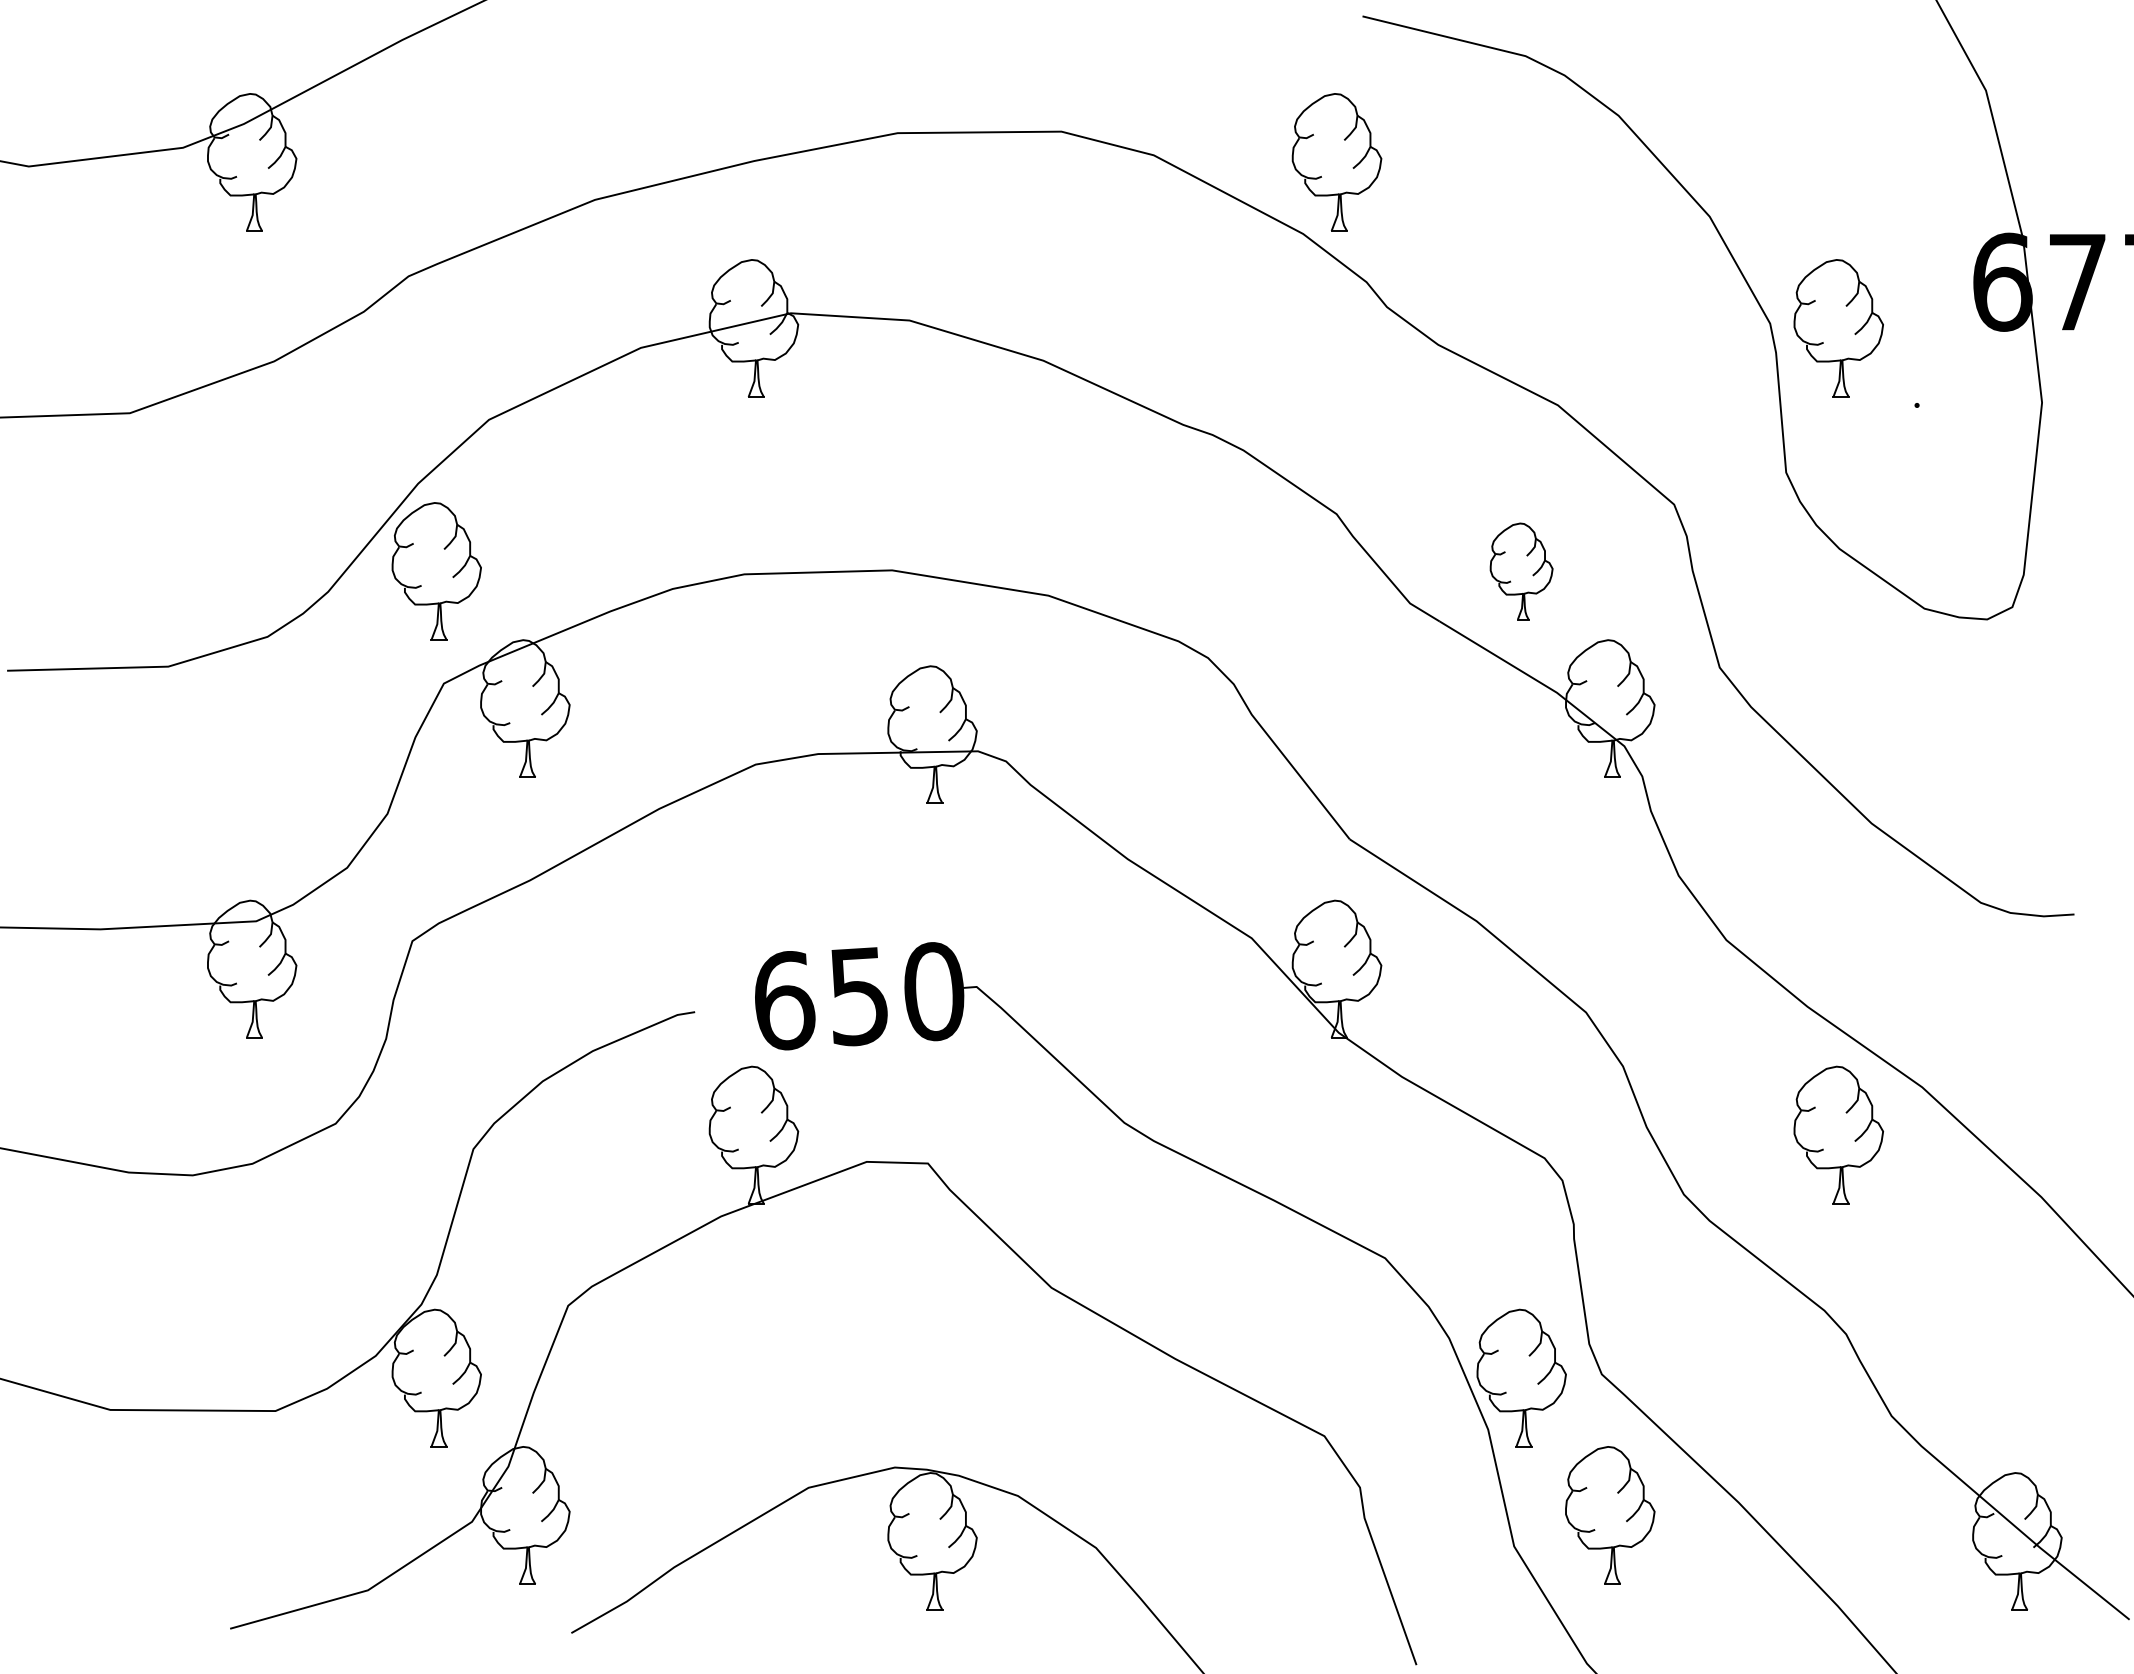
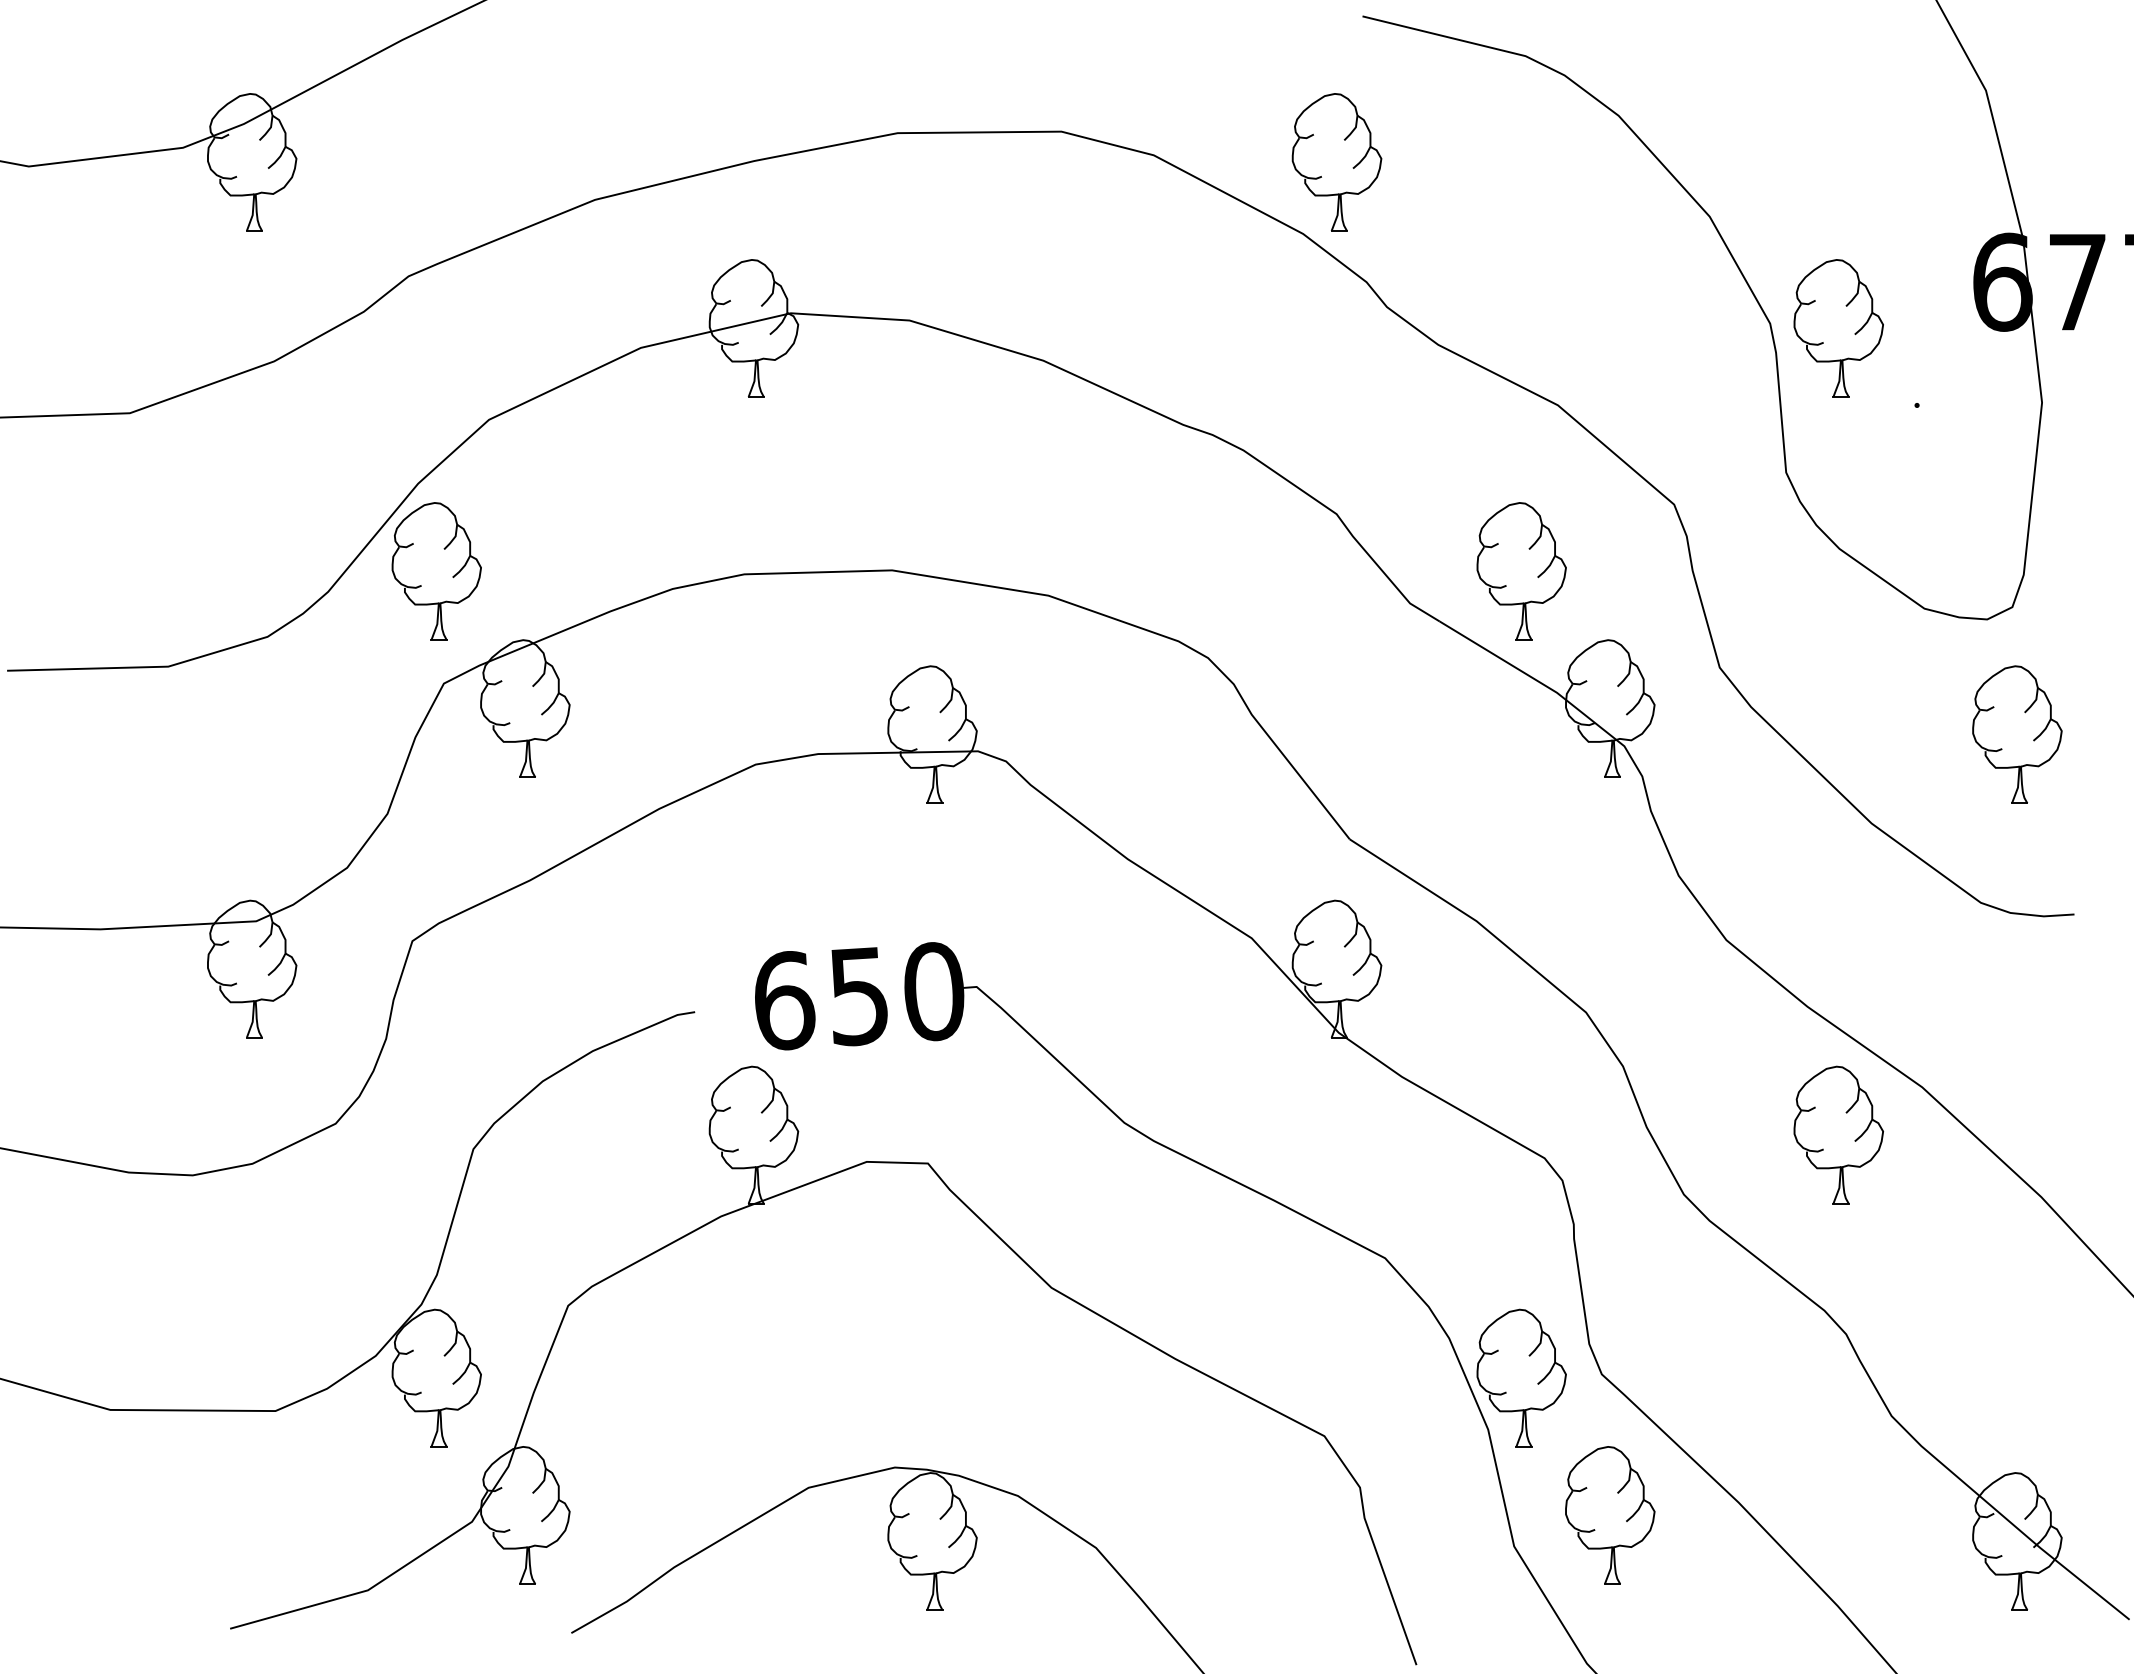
part size: 65x99 px -> 91x139 px (1521, 571)
part: none -> present (2017, 734)
